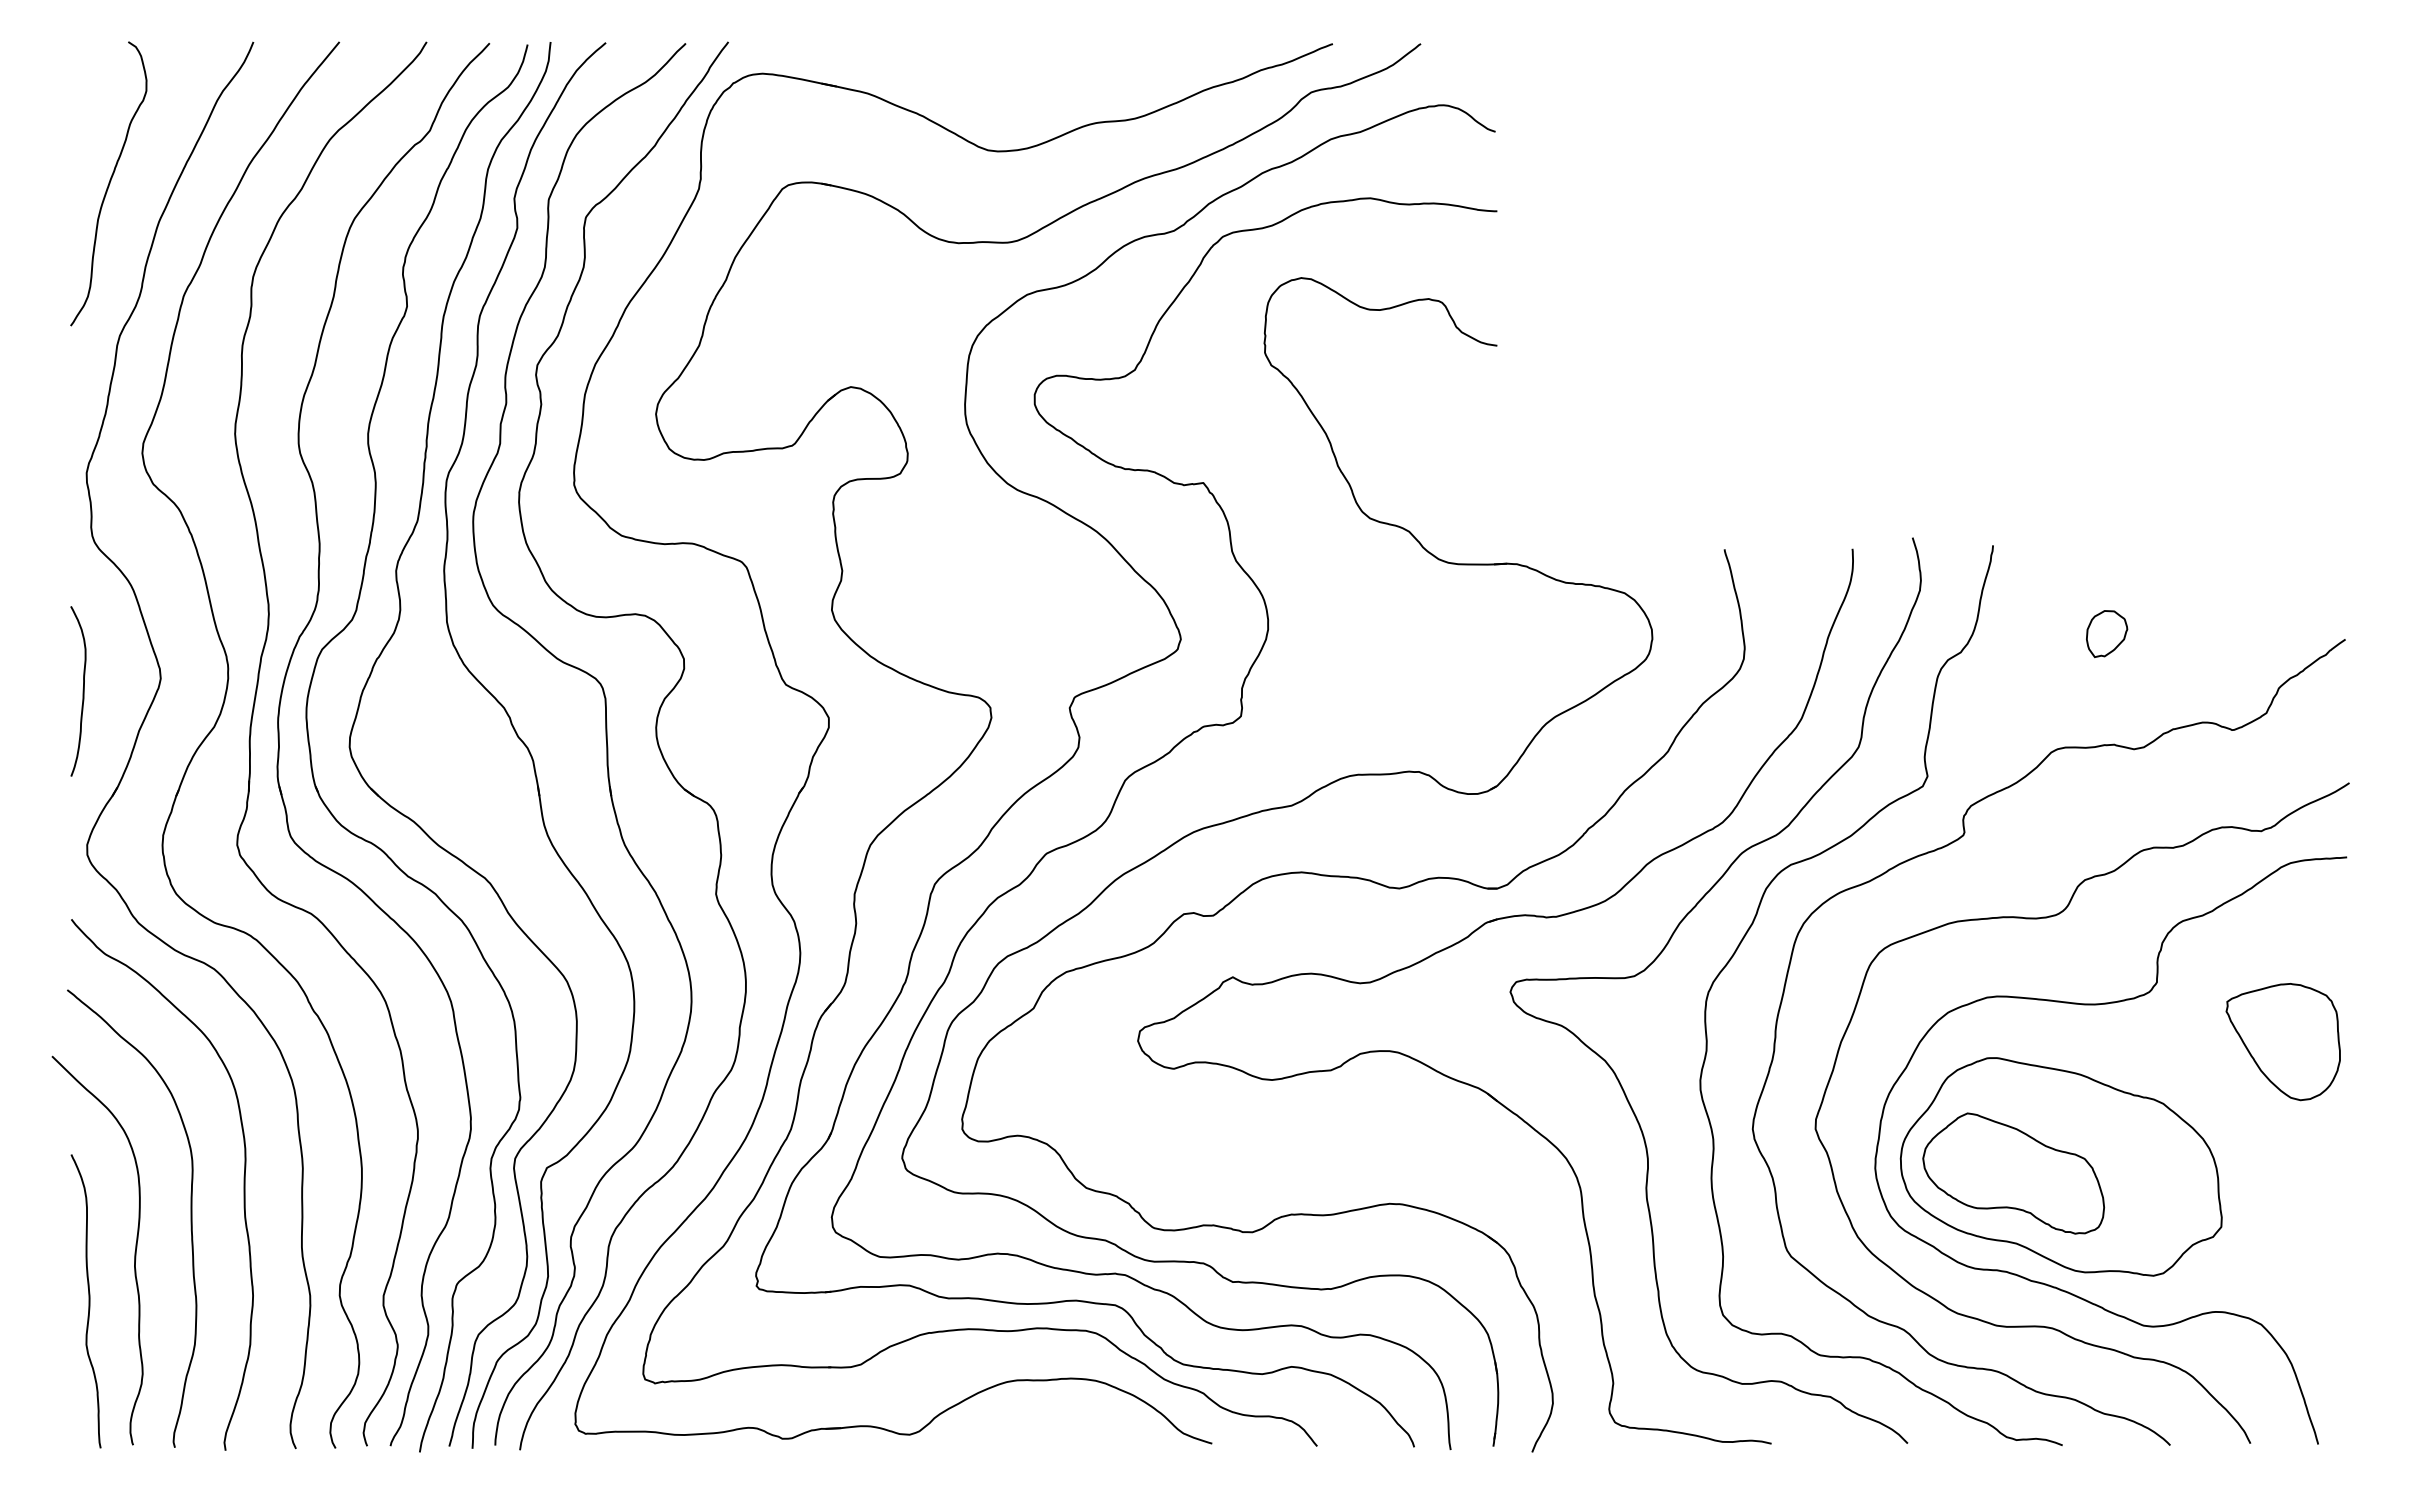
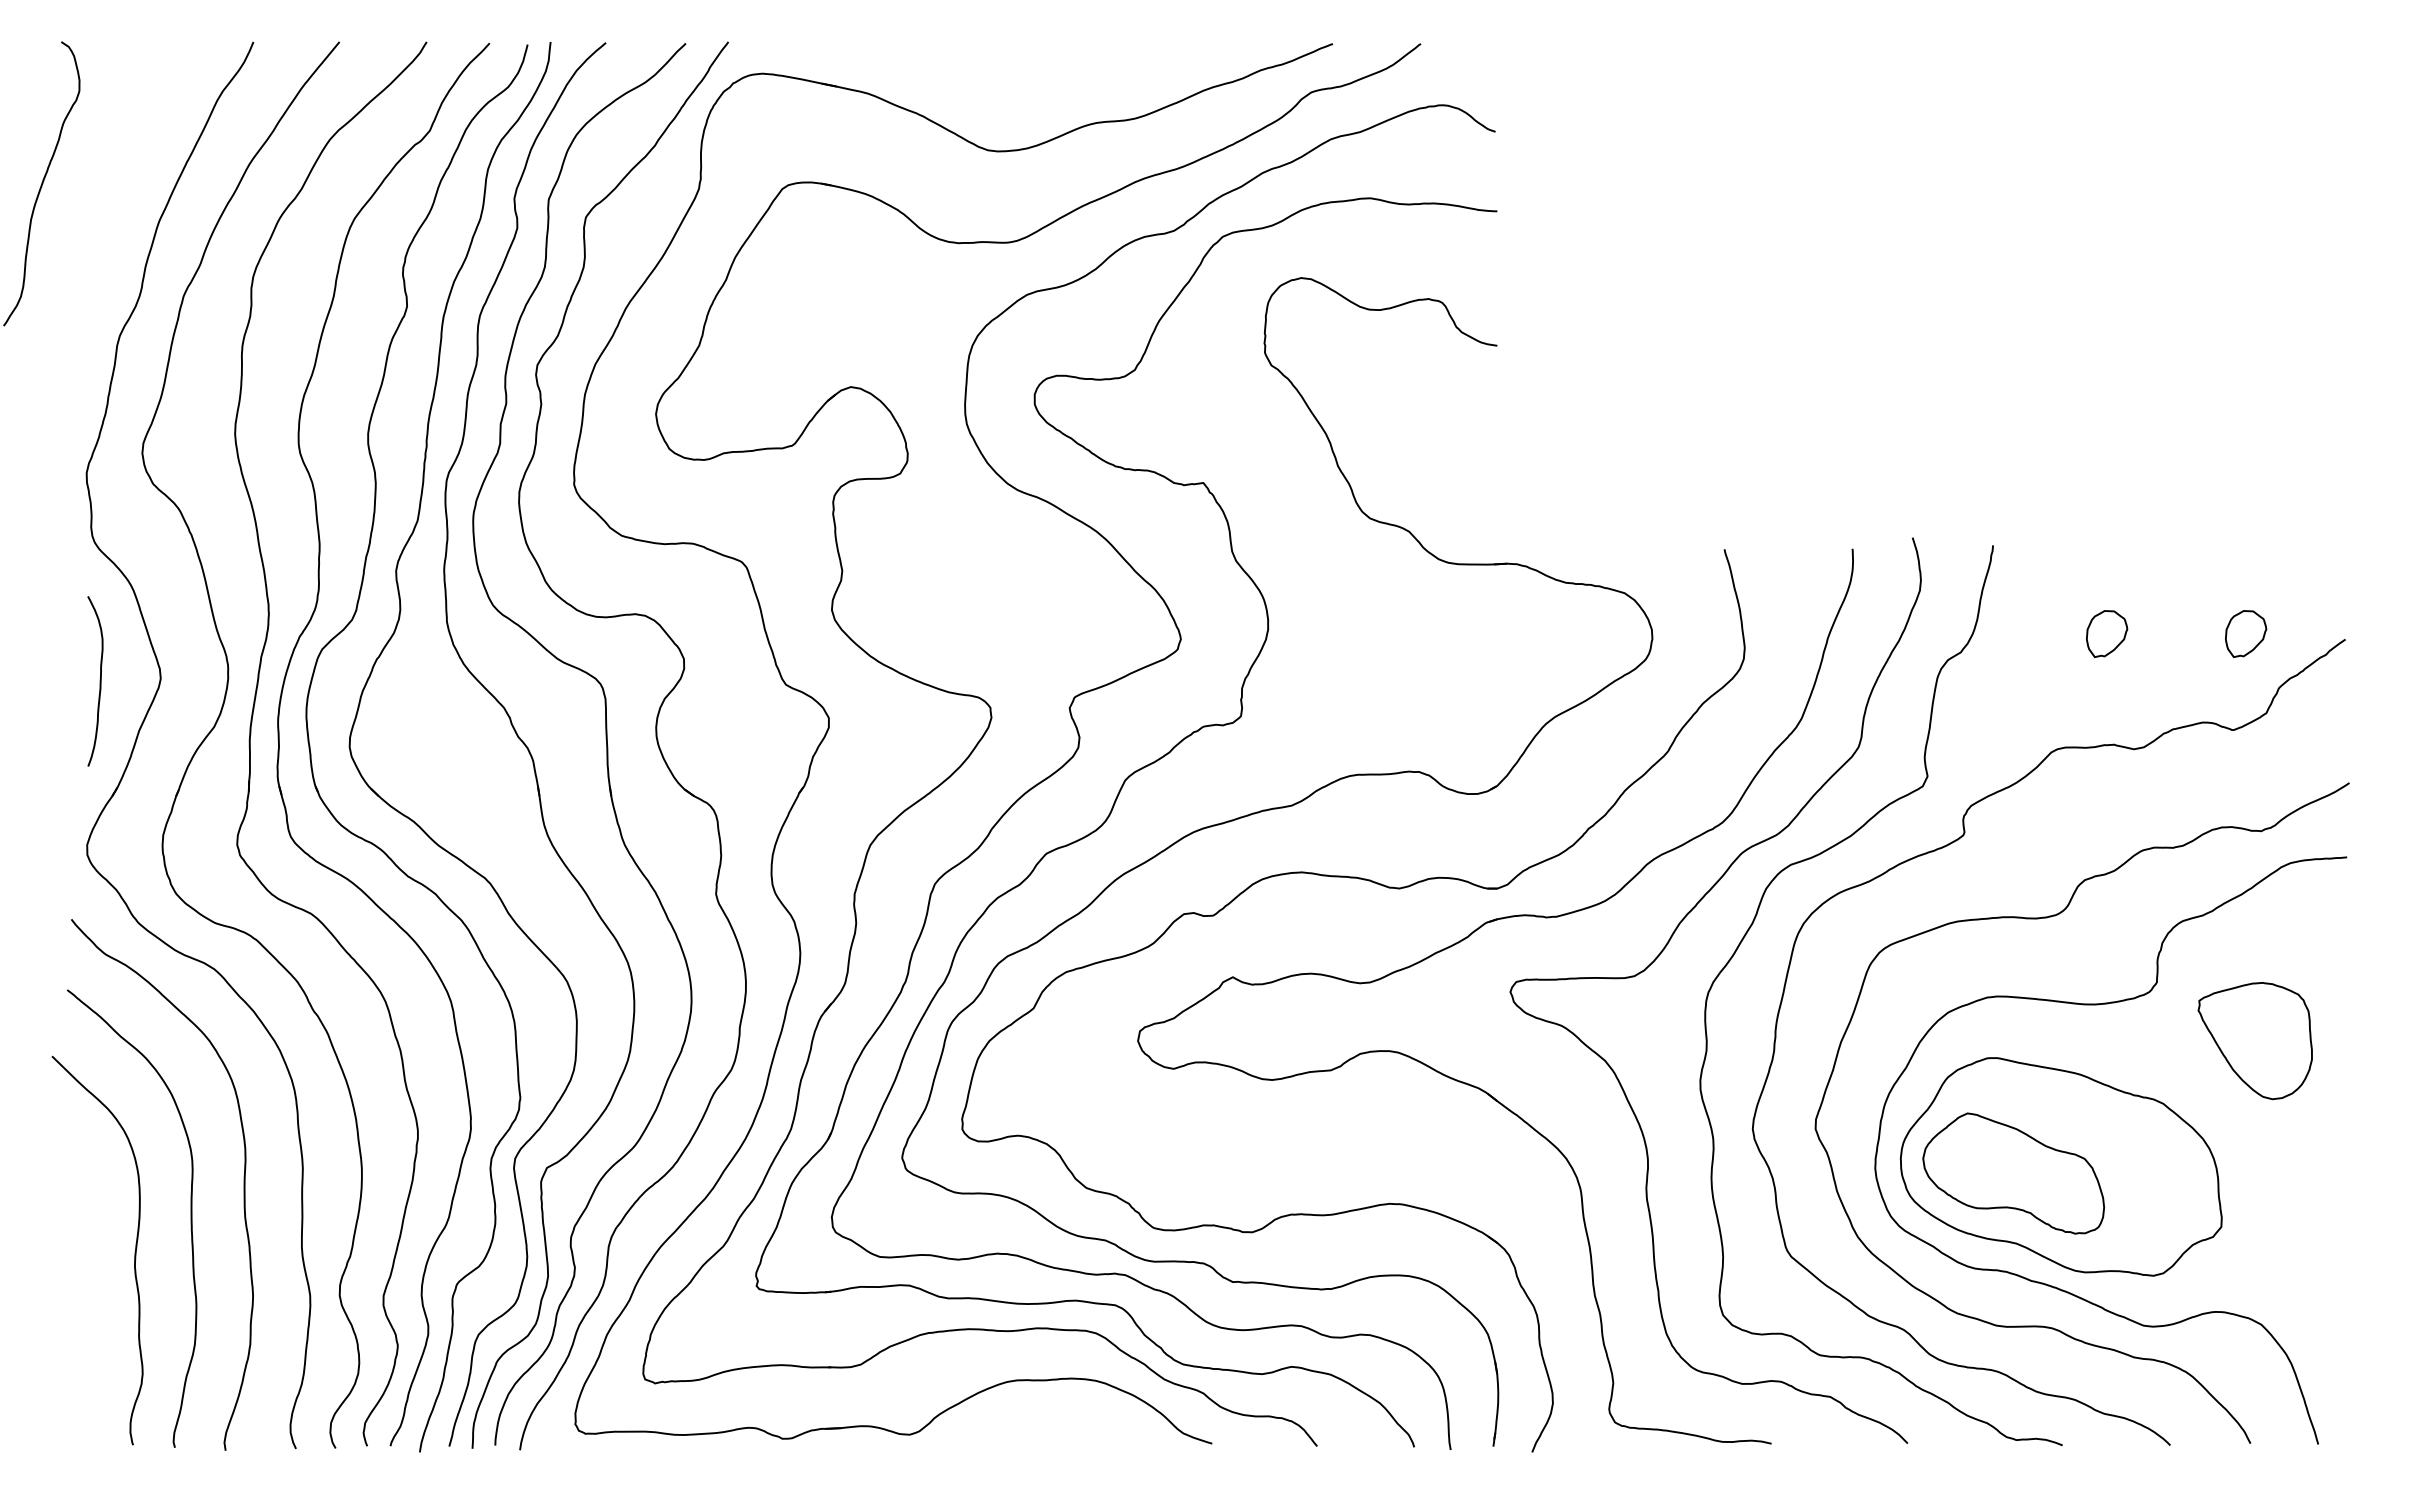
curve position: (108, 183) -> (41, 183) (41, 183)
part: none -> present (2246, 634)
curve position: (82, 691) -> (99, 681) (99, 681)
part position: (2282, 1042) -> (2254, 1041) (2254, 1041)
curve: present -> none (88, 1301)
